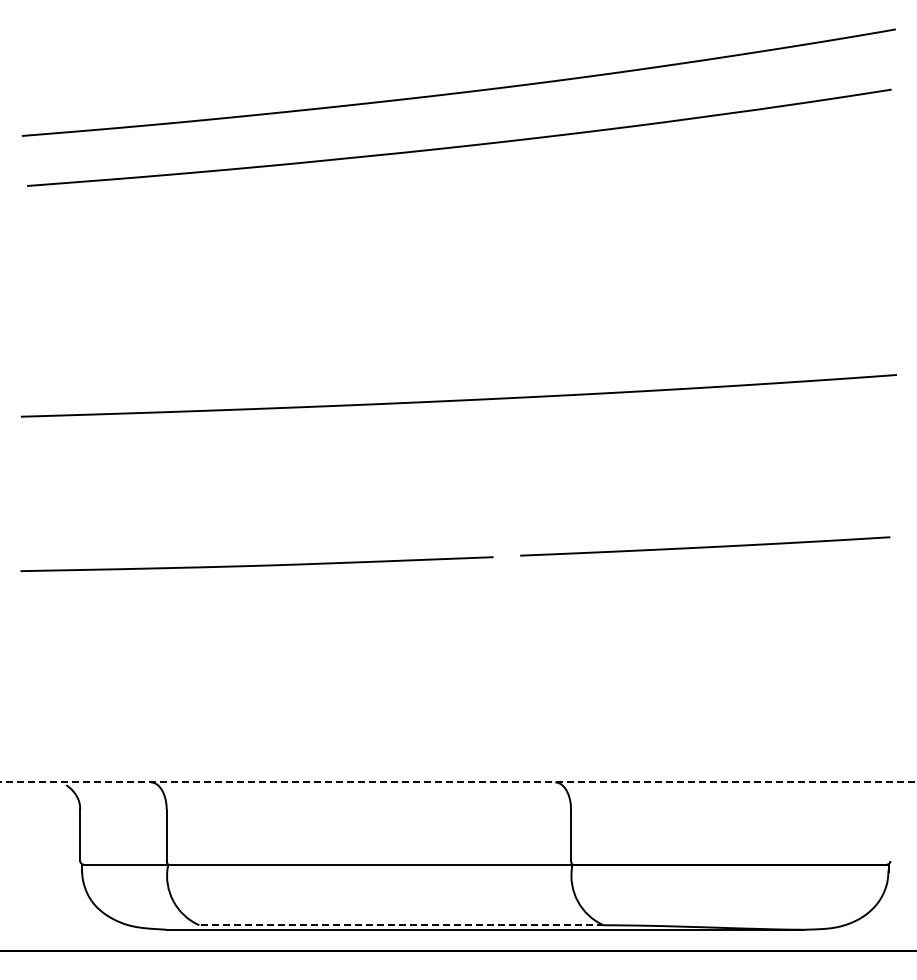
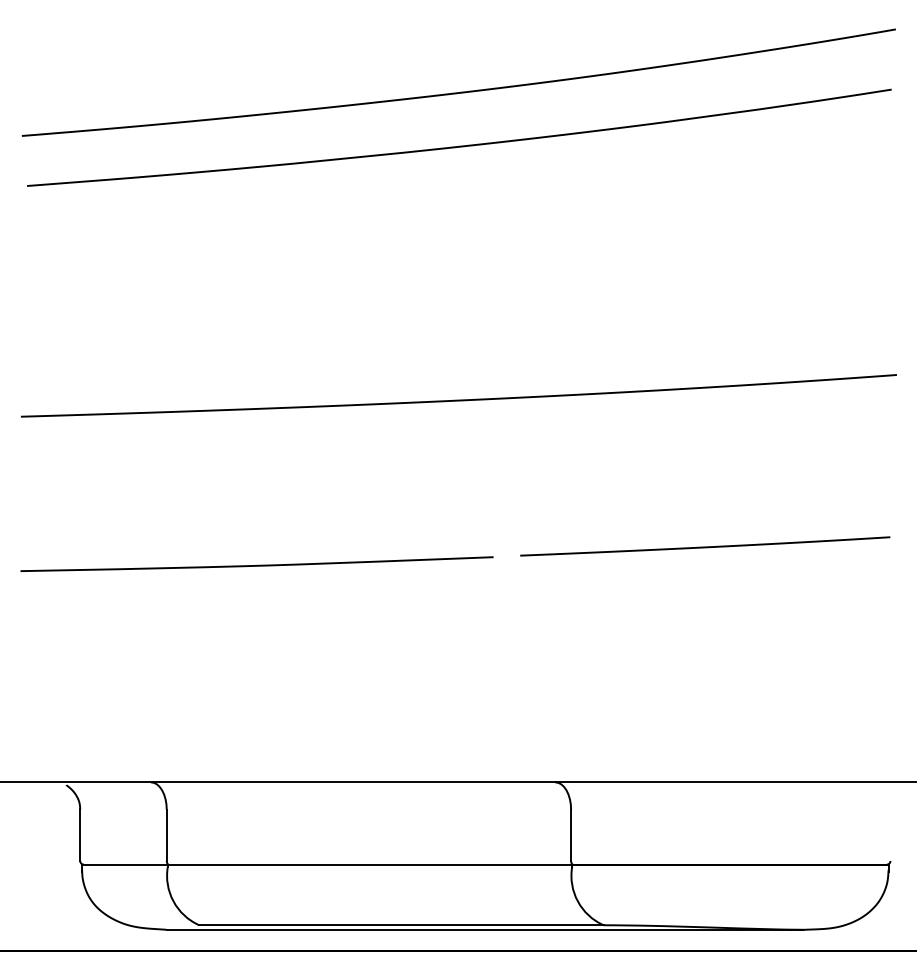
line: dashed -> solid (458, 782)
line: dashed -> solid (400, 925)
